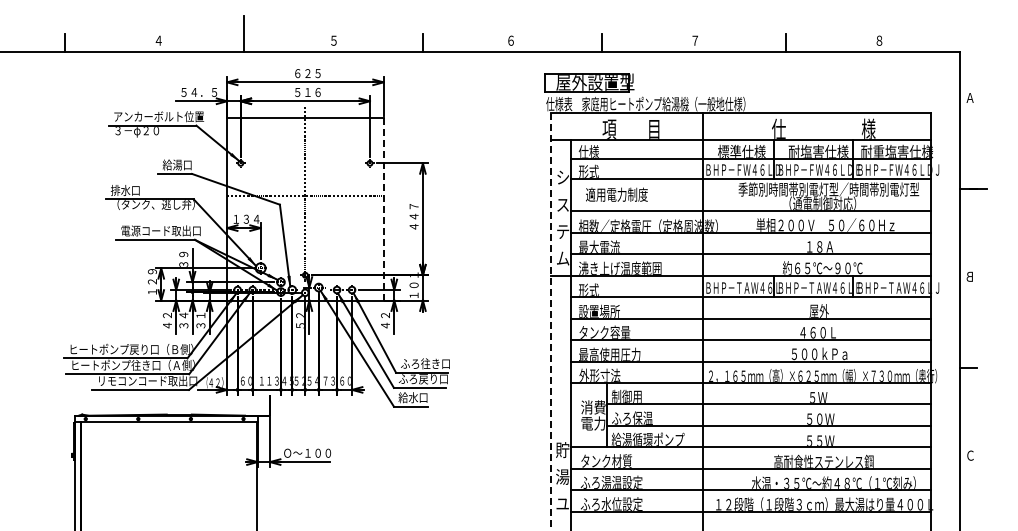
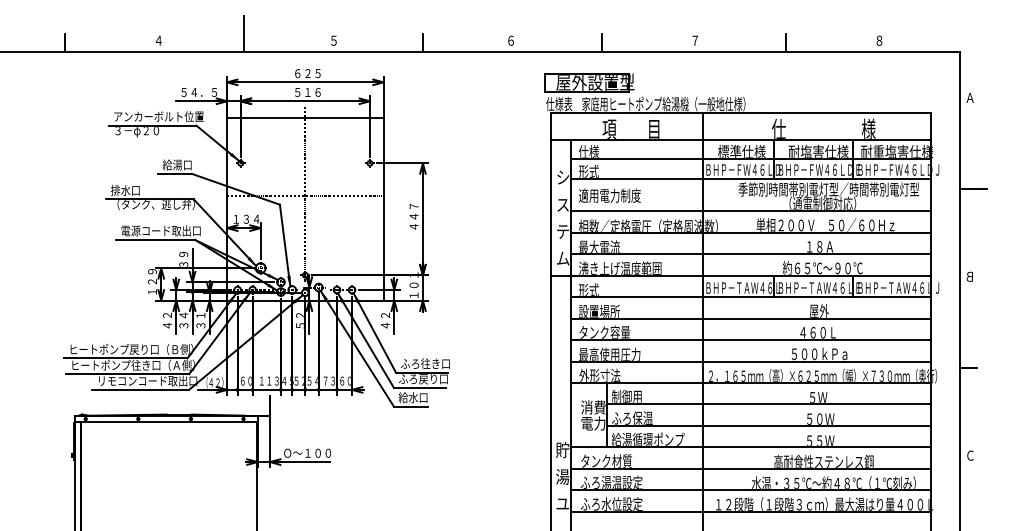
text position: (616, 194) -> (609, 195) (609, 195)
line: dashed -> solid (383, 208)
line: dashed -> solid (551, 321)
